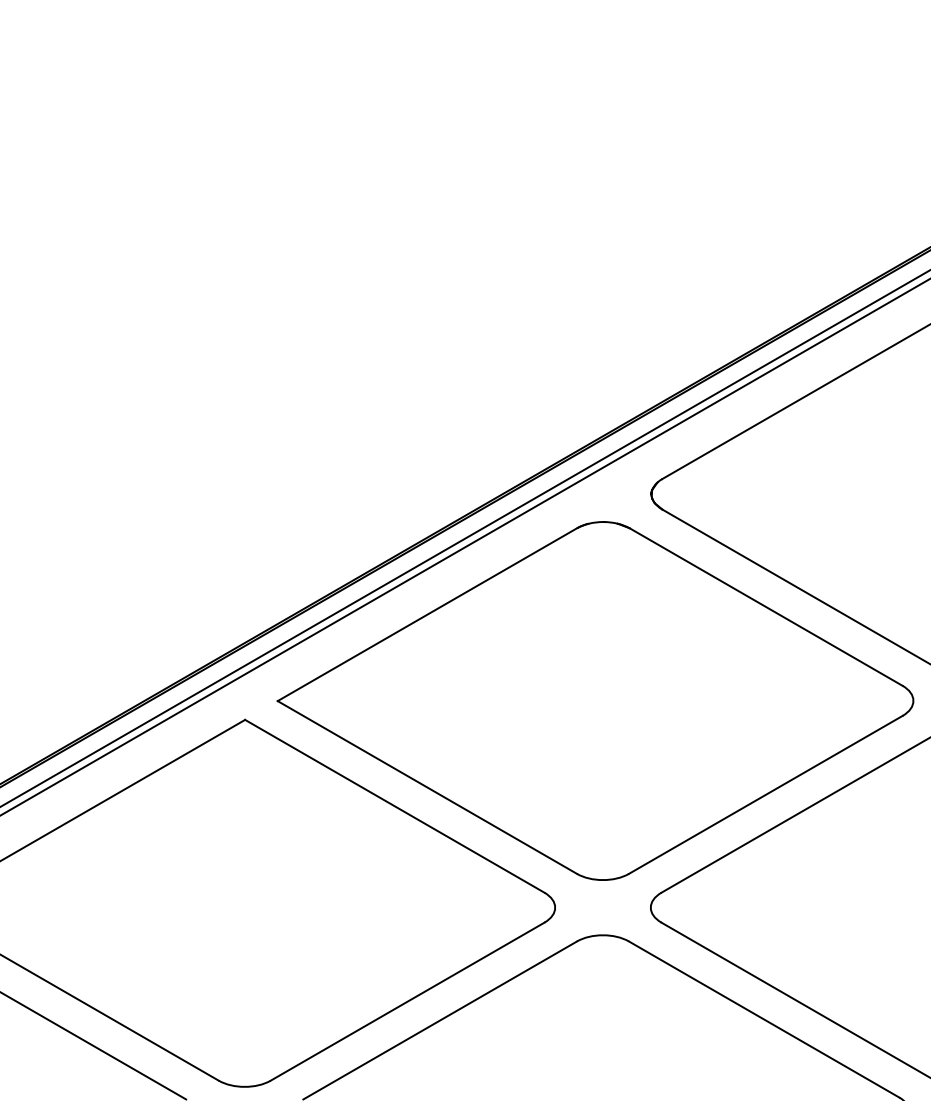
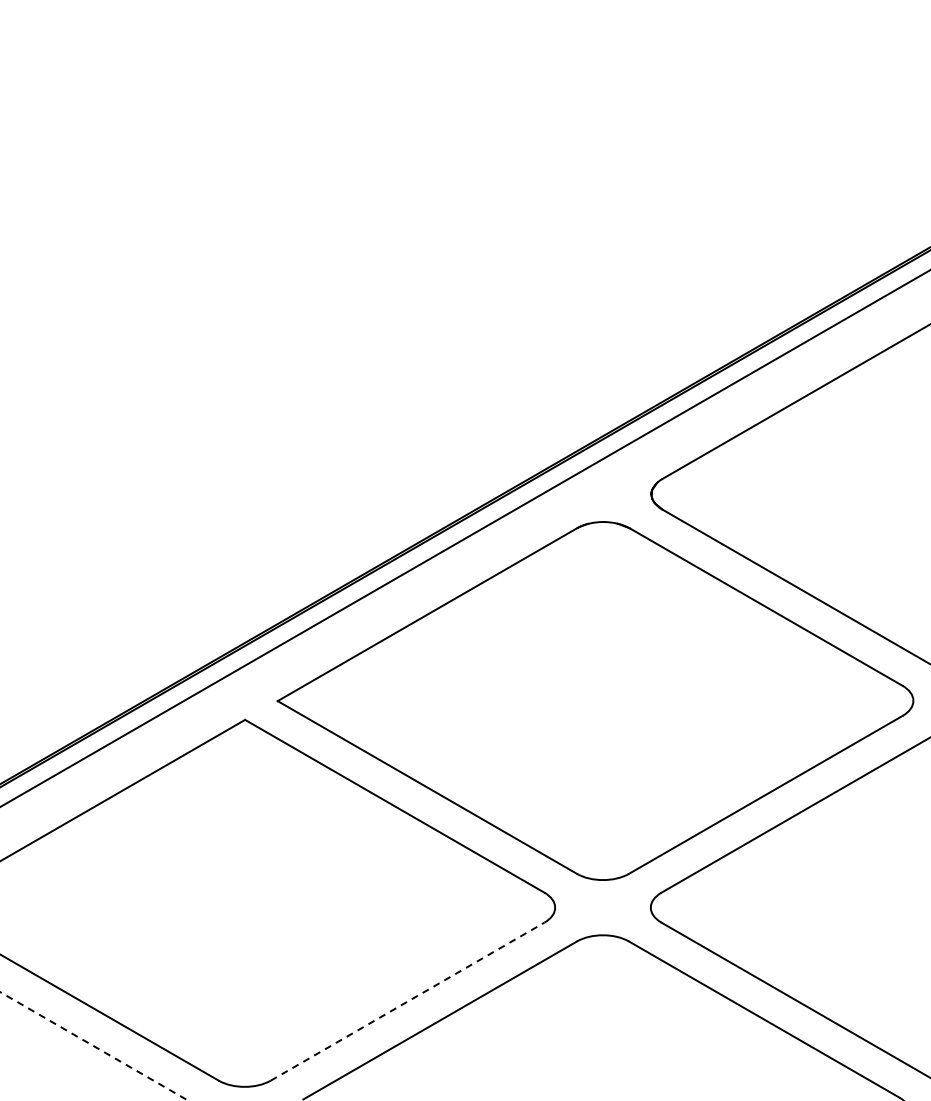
line: present -> none (464, 547)
line: solid -> dashed (407, 1001)
line: solid -> dashed (92, 1045)
